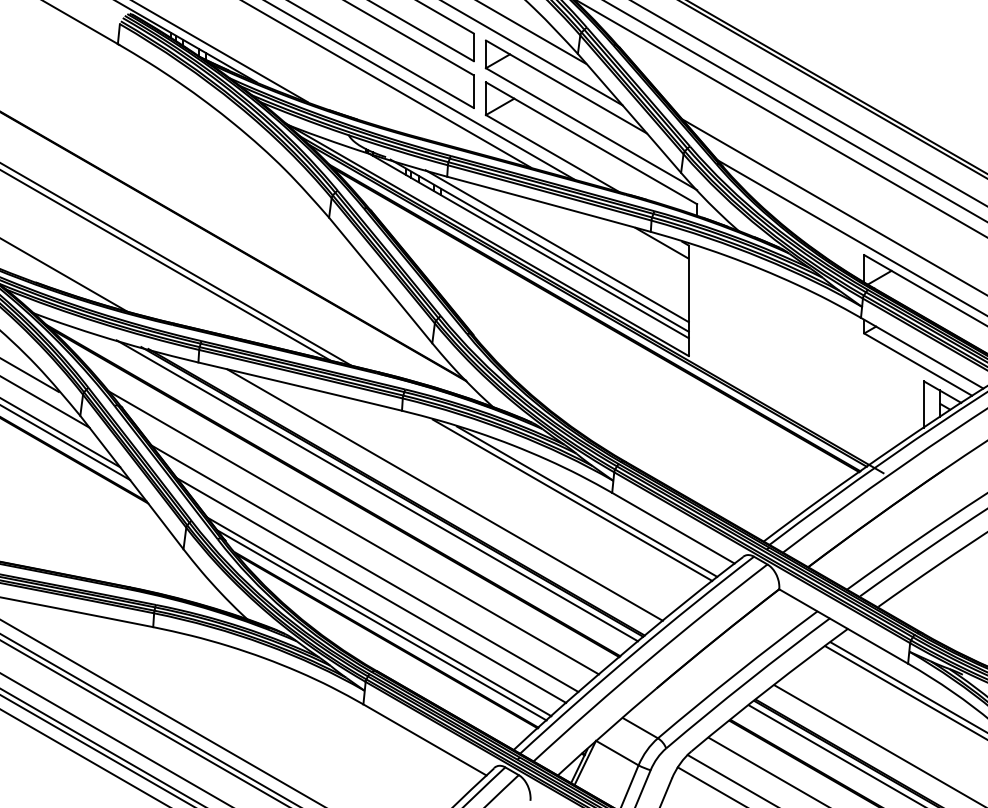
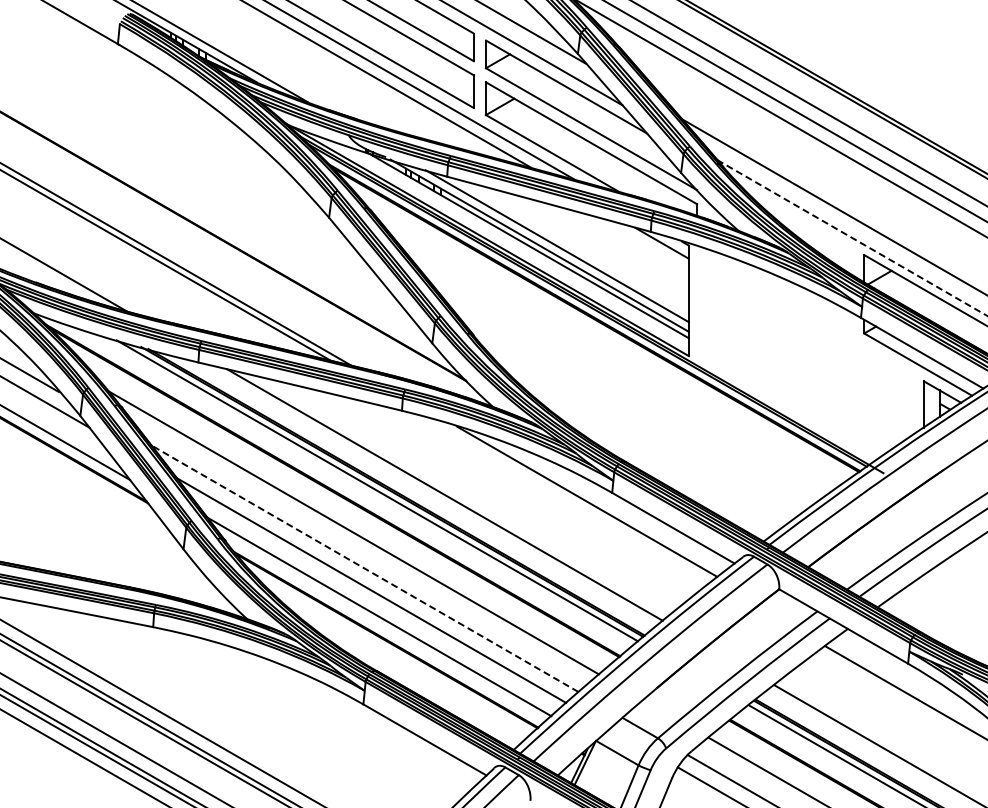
line: solid -> dashed (852, 238)
line: present -> none (61, 433)
line: present -> none (572, 499)
line: solid -> dashed (364, 568)
line: present -> none (381, 625)
line: present -> none (907, 686)
